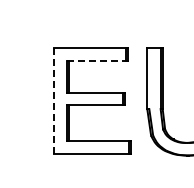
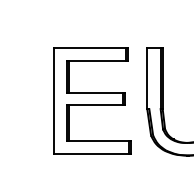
line: dashed -> solid (96, 60)
line: dashed -> solid (53, 100)
